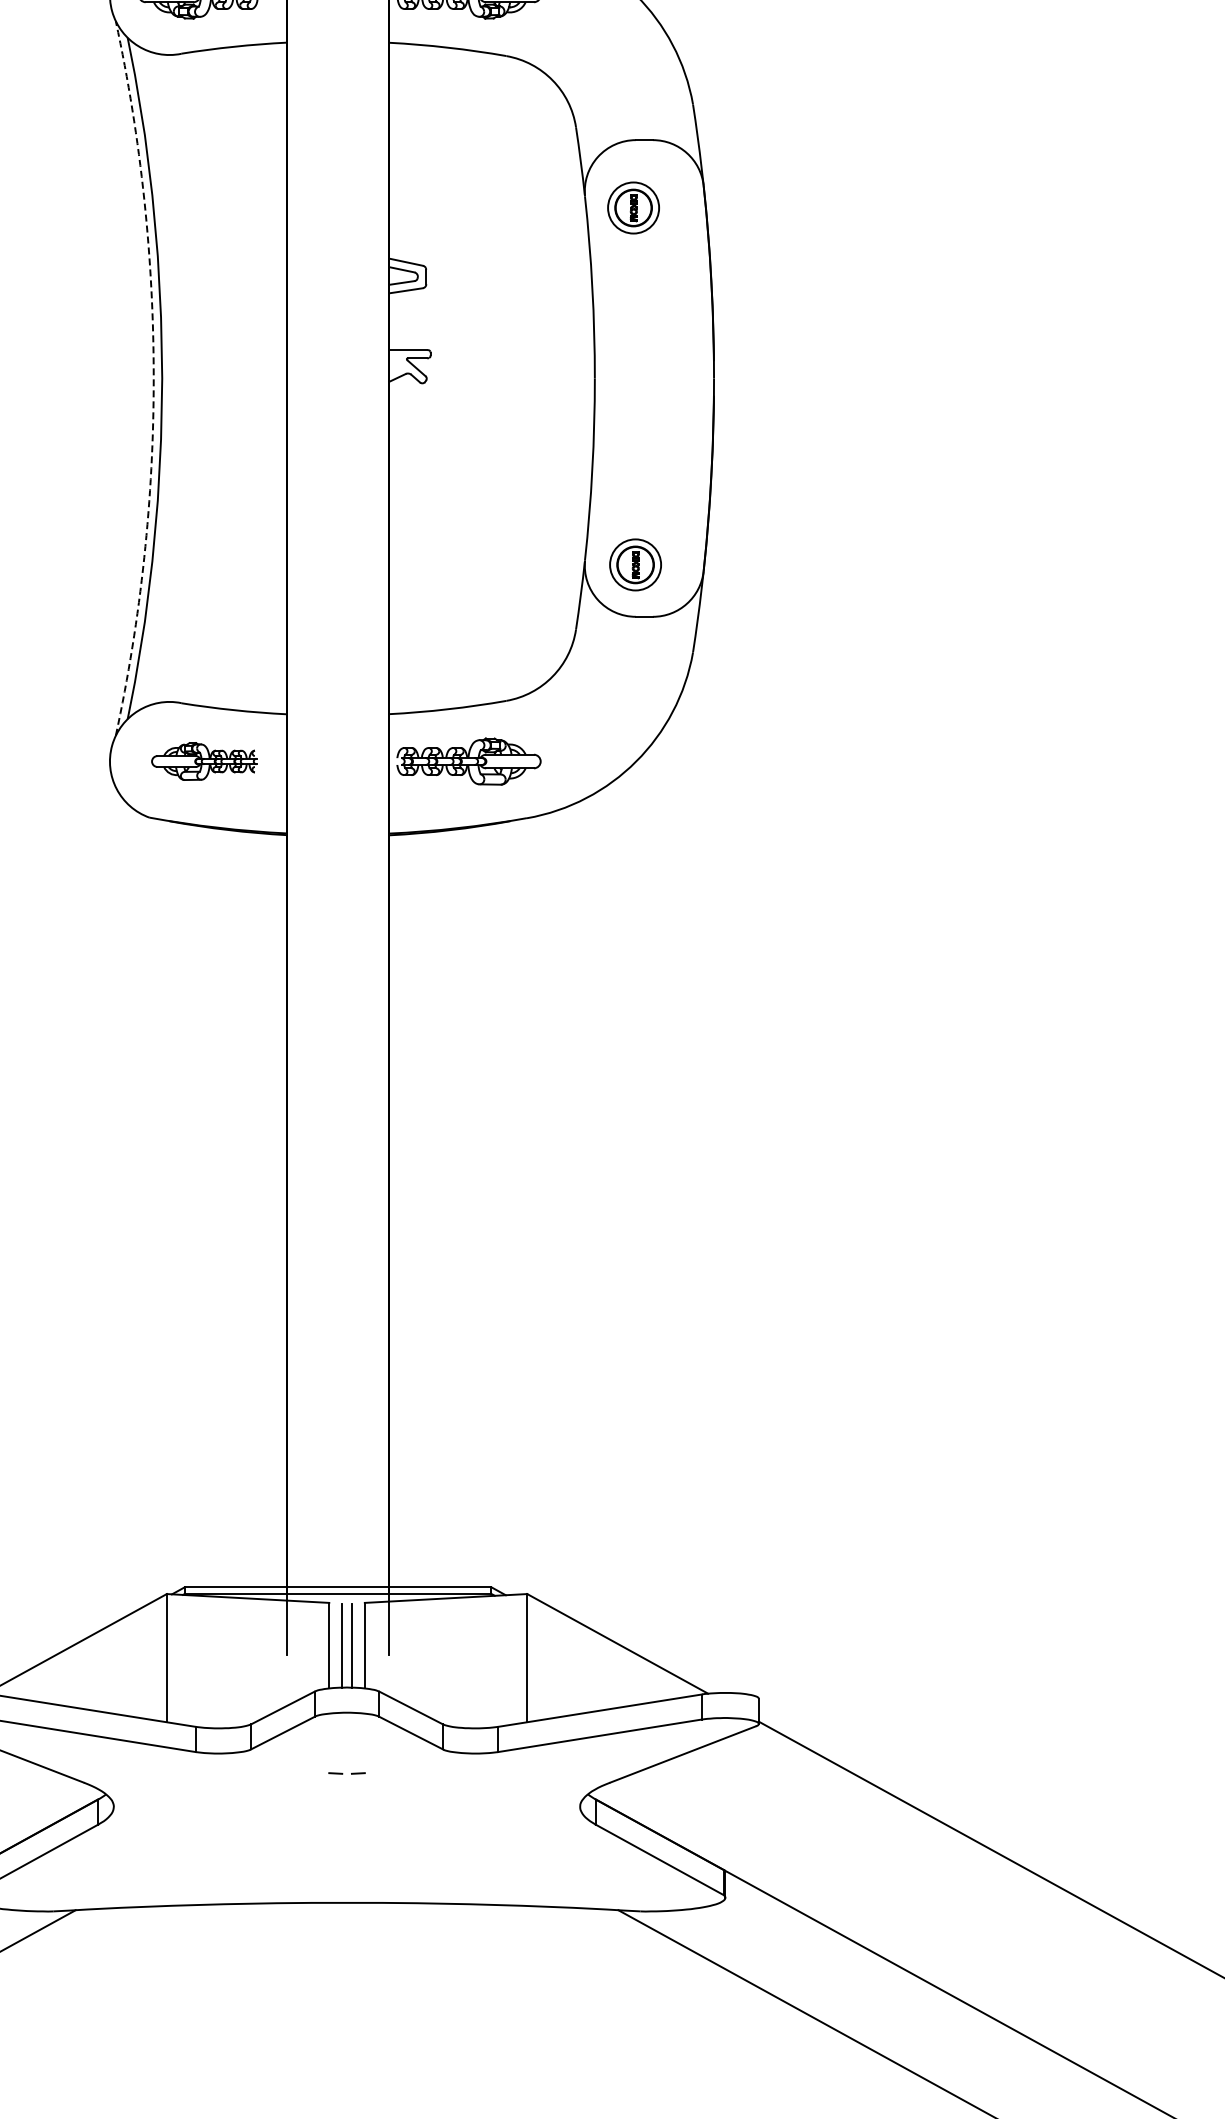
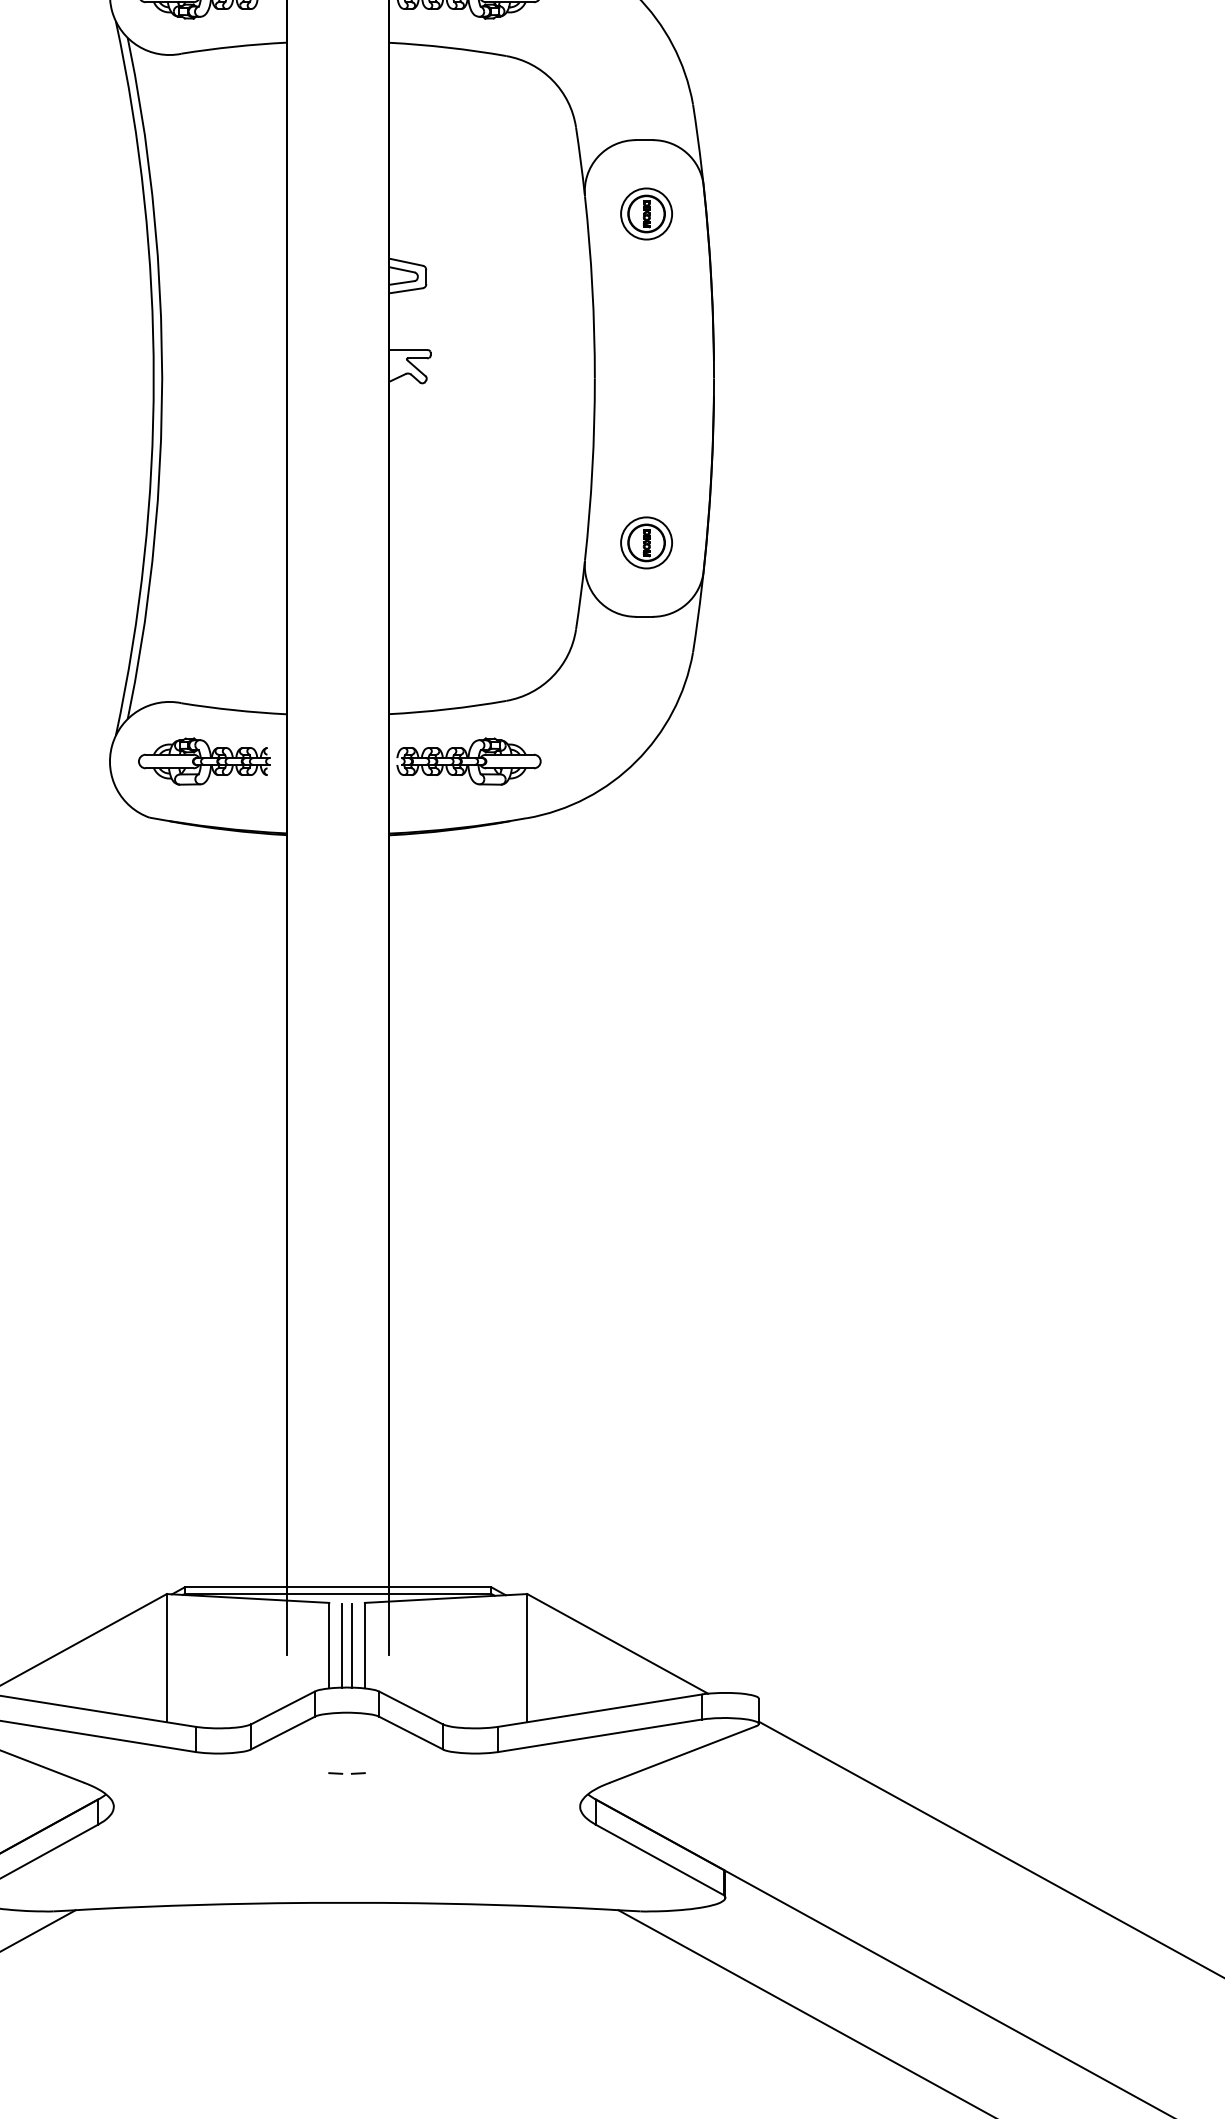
part position: (633, 207) -> (646, 213) (646, 213)
arc: dashed -> solid (153, 378)
part position: (635, 564) -> (646, 542) (646, 542)
part size: 107x39 px -> 133x49 px (204, 761)
